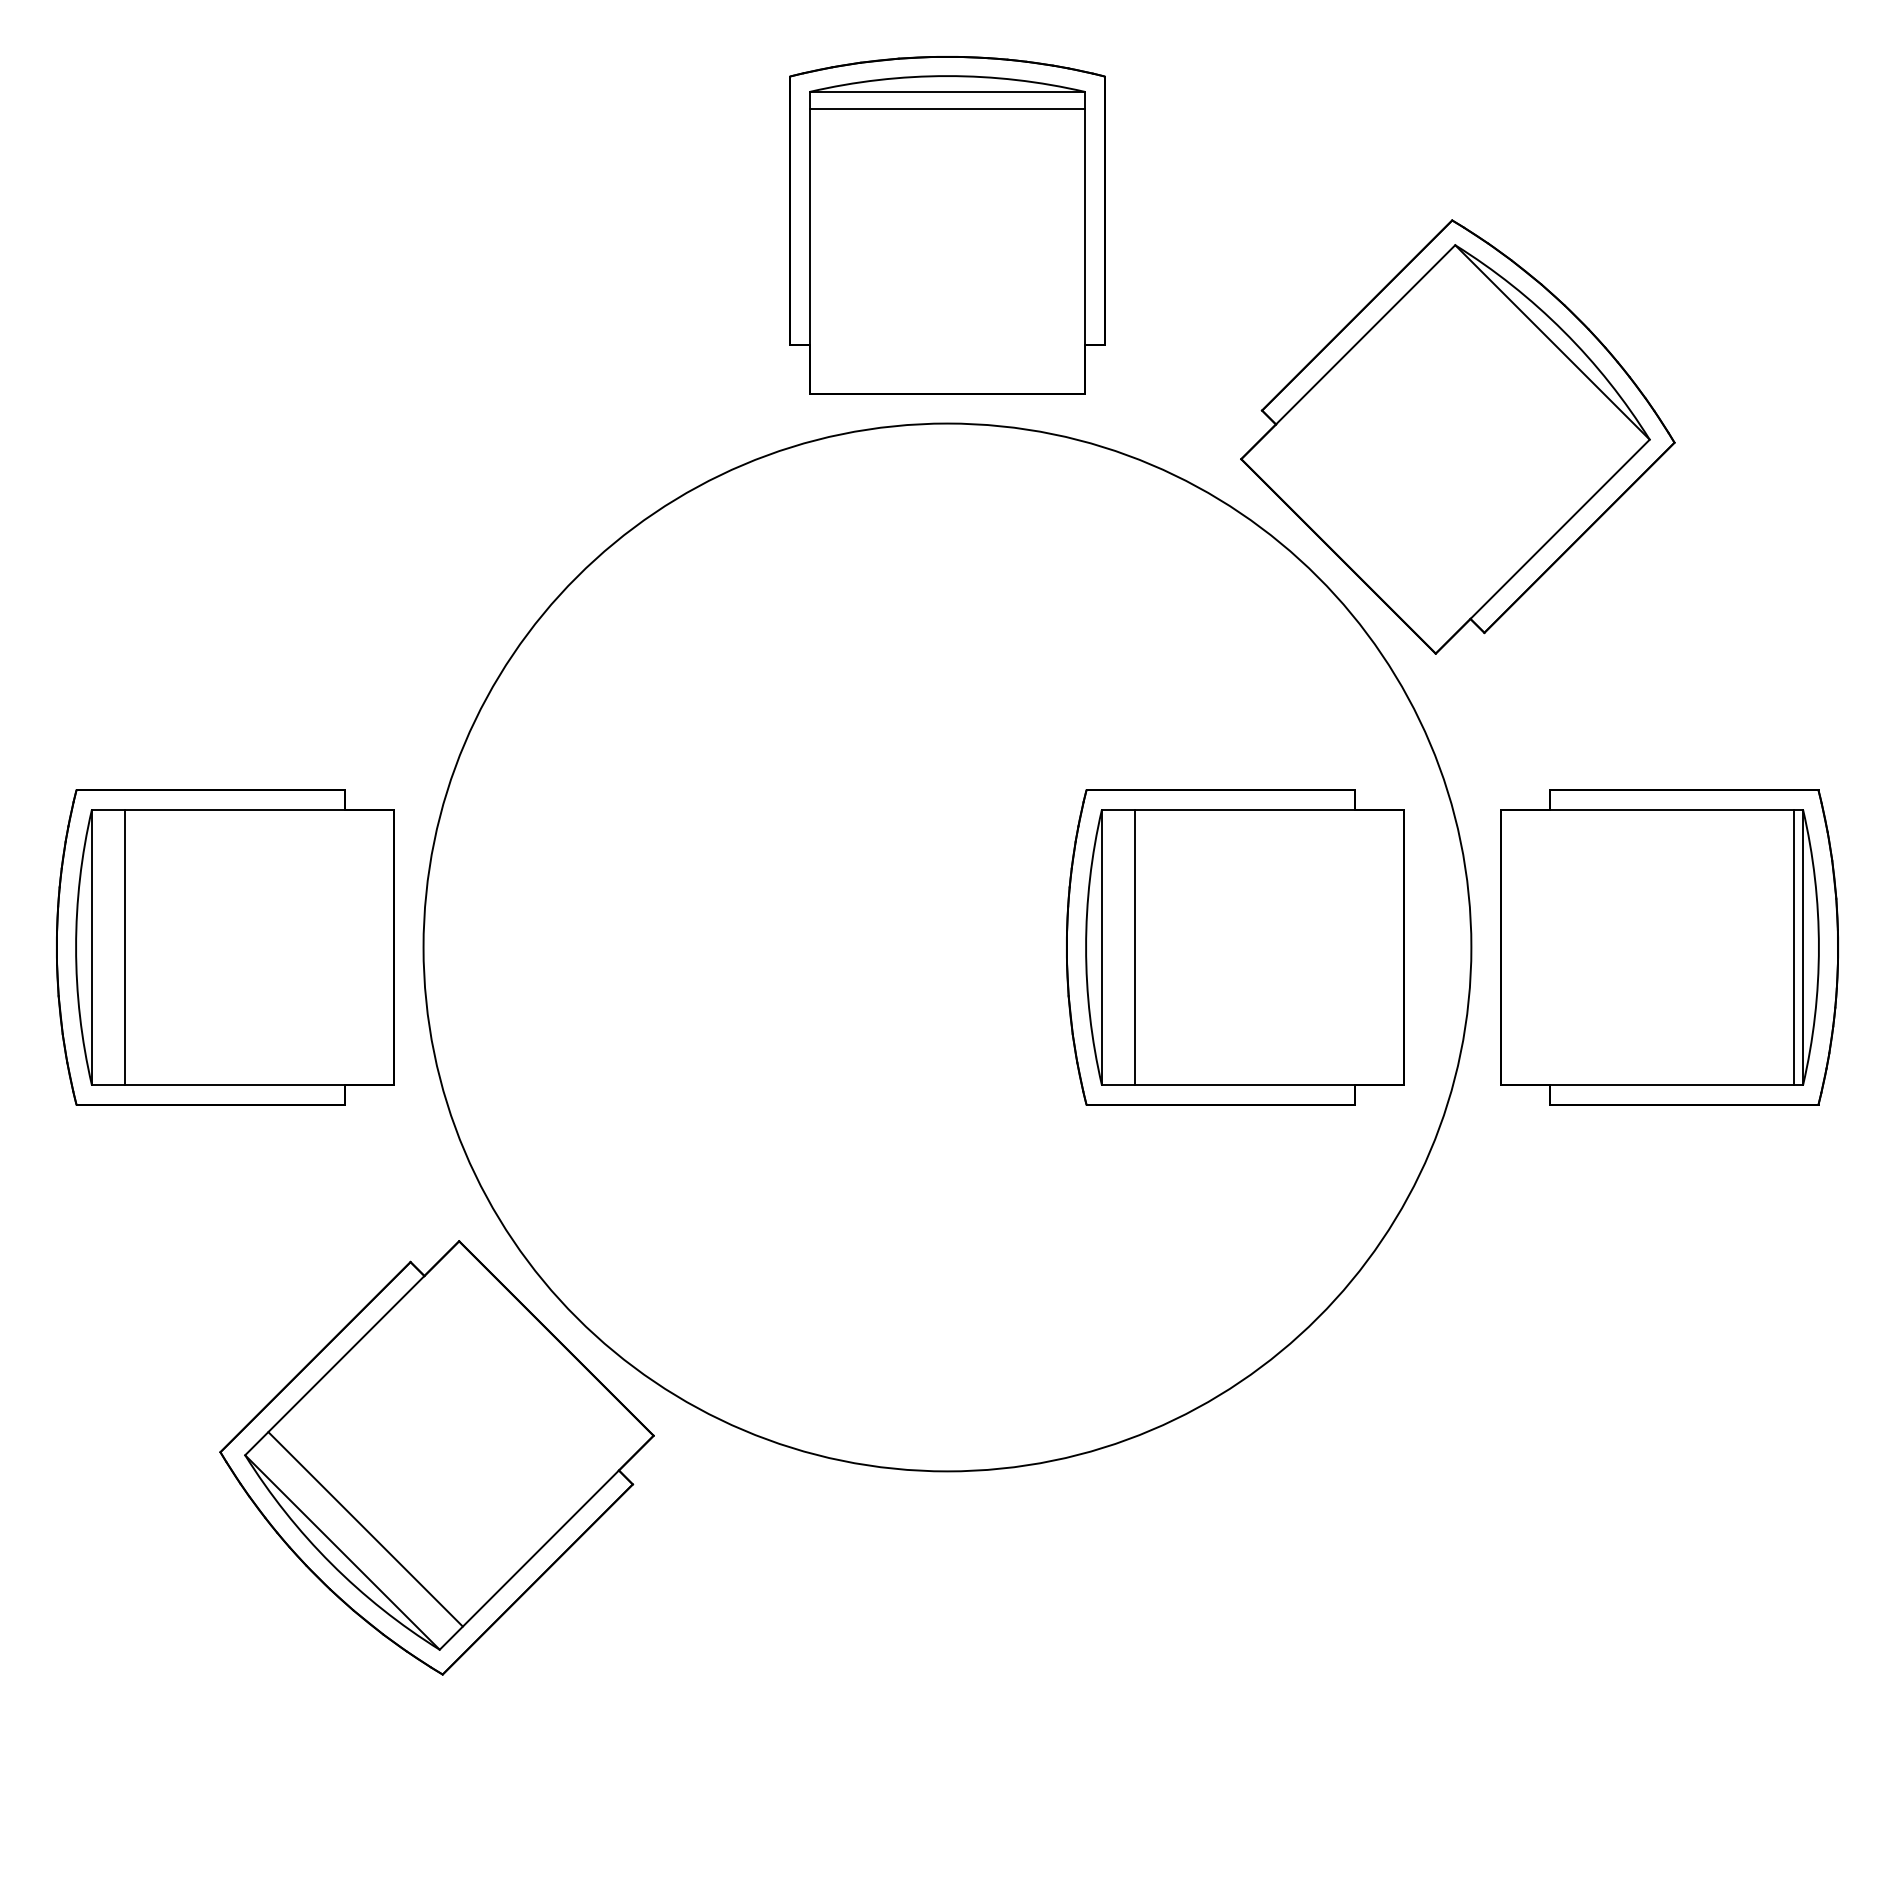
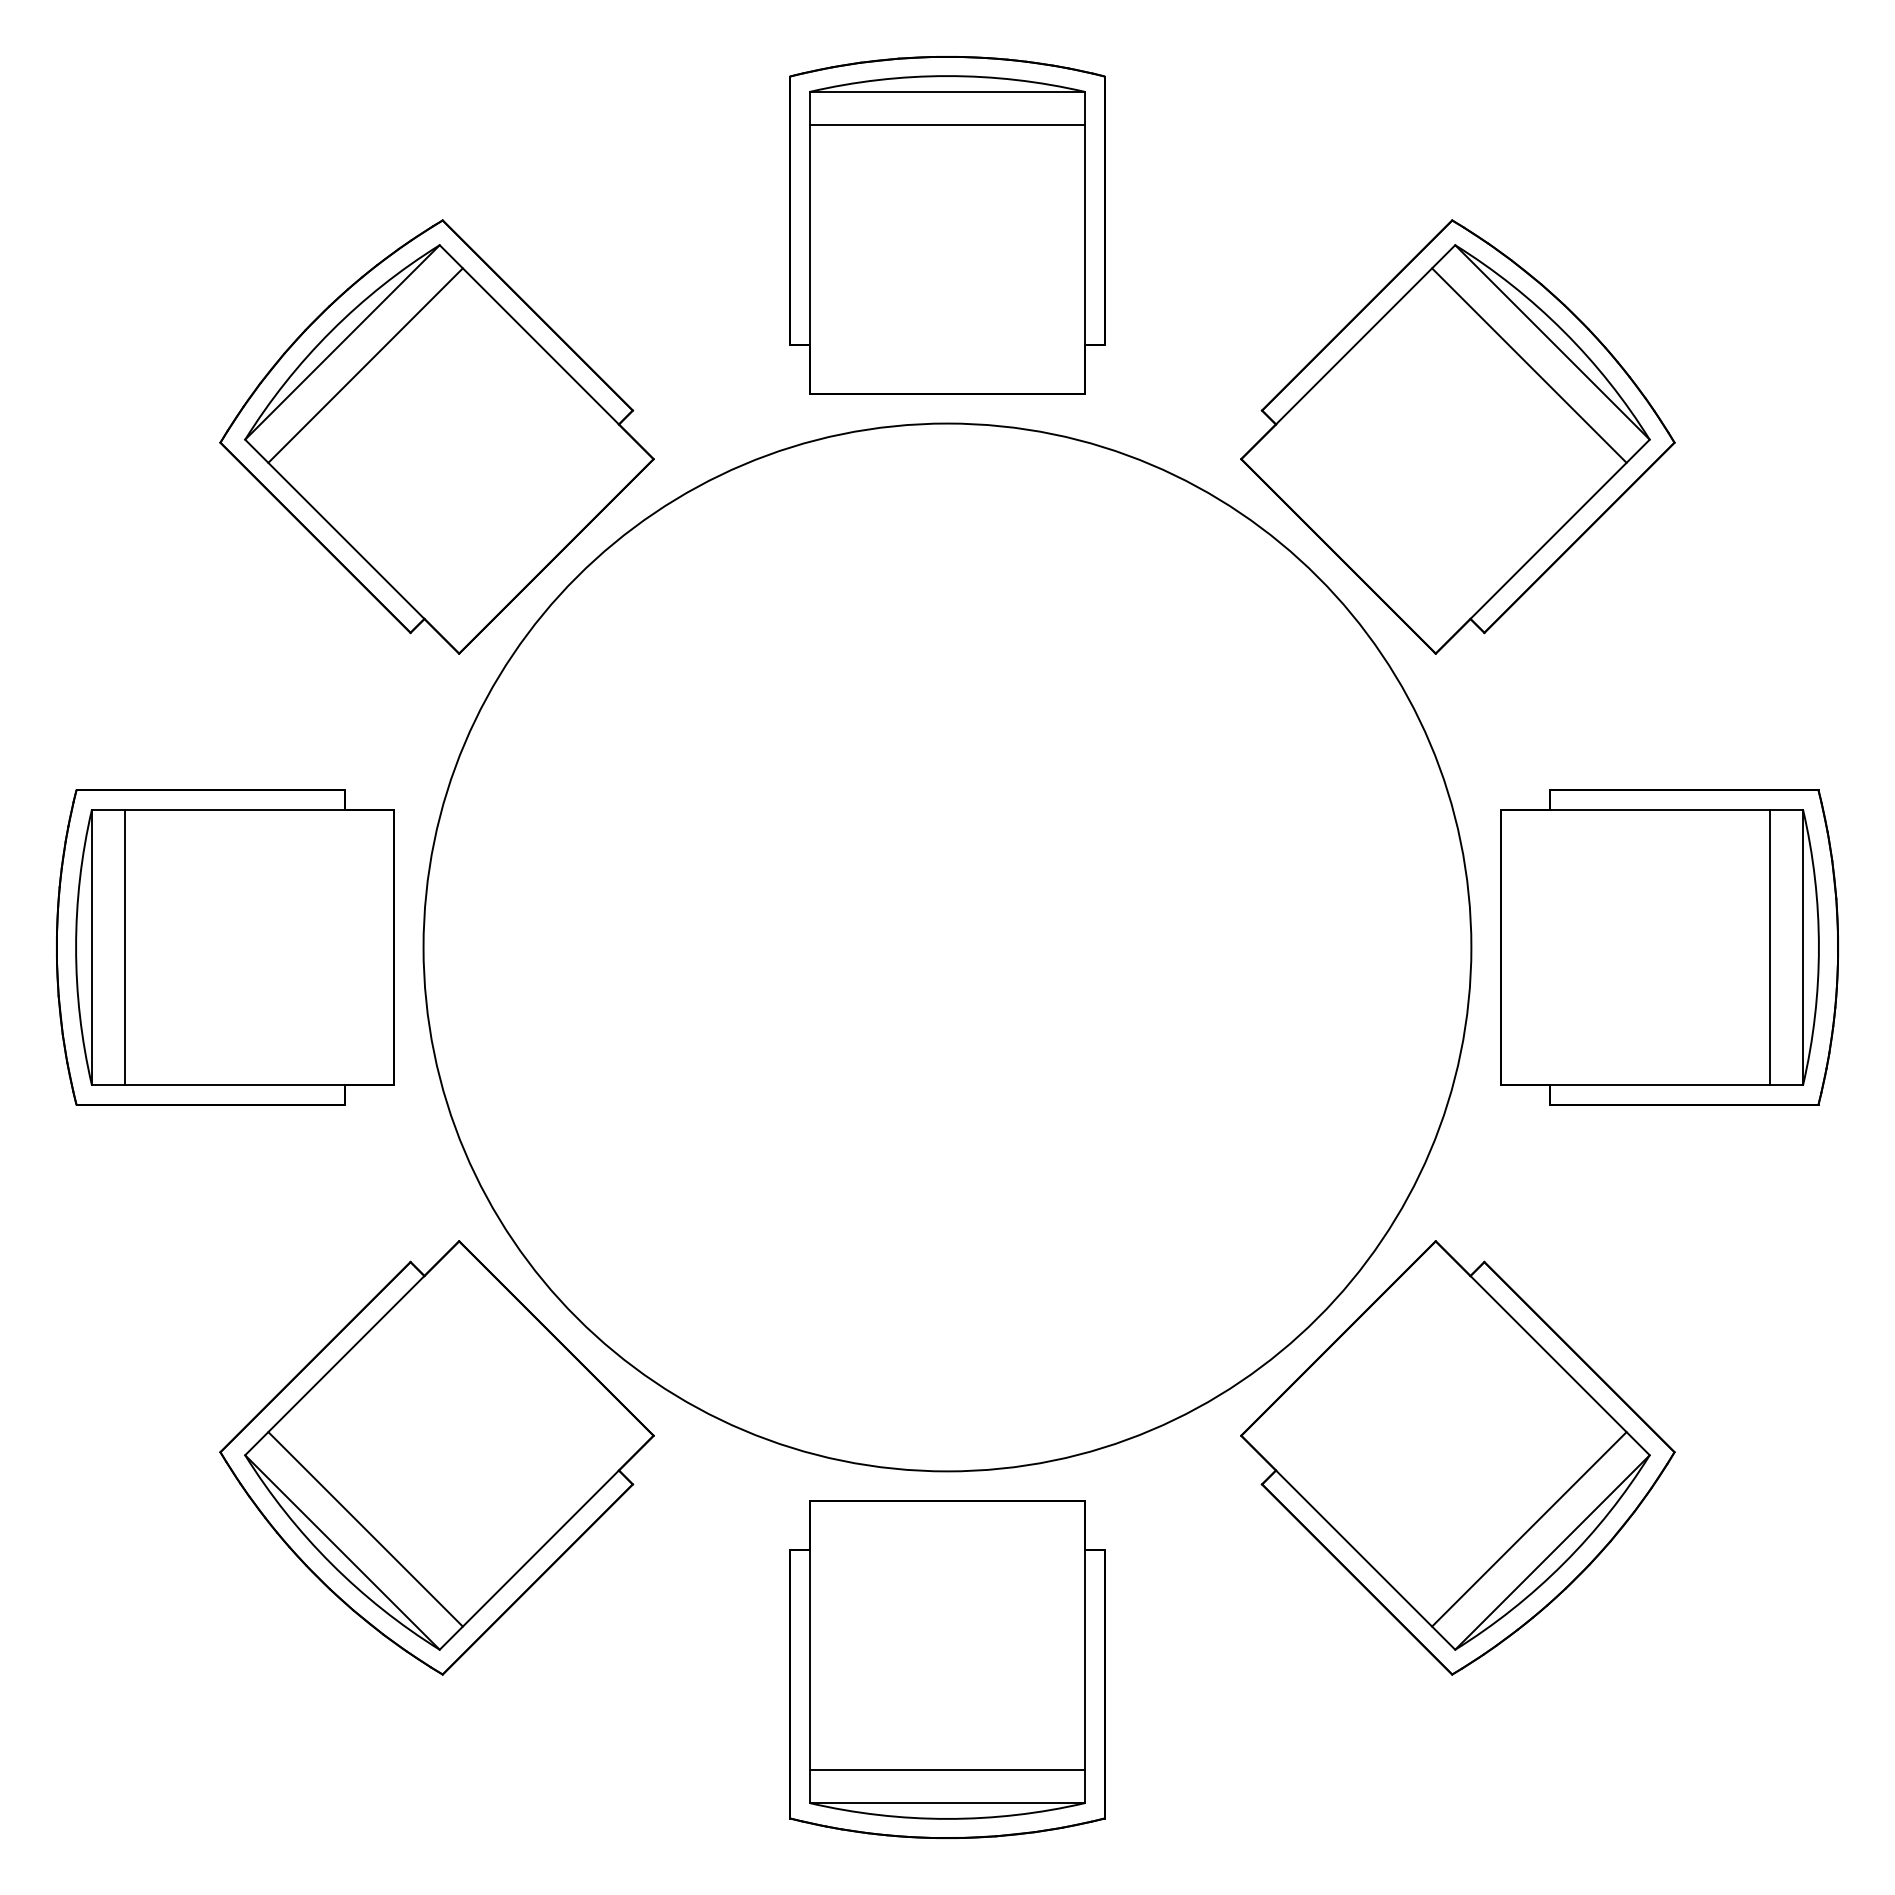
line position: (947, 108) -> (947, 124) (947, 124)
line: none -> present (1529, 365)
part: none -> present (436, 436)
part: present -> none (1235, 947)
line position: (1794, 947) -> (1770, 947) (1770, 947)
part: none -> present (1457, 1457)
part: none -> present (947, 1669)
